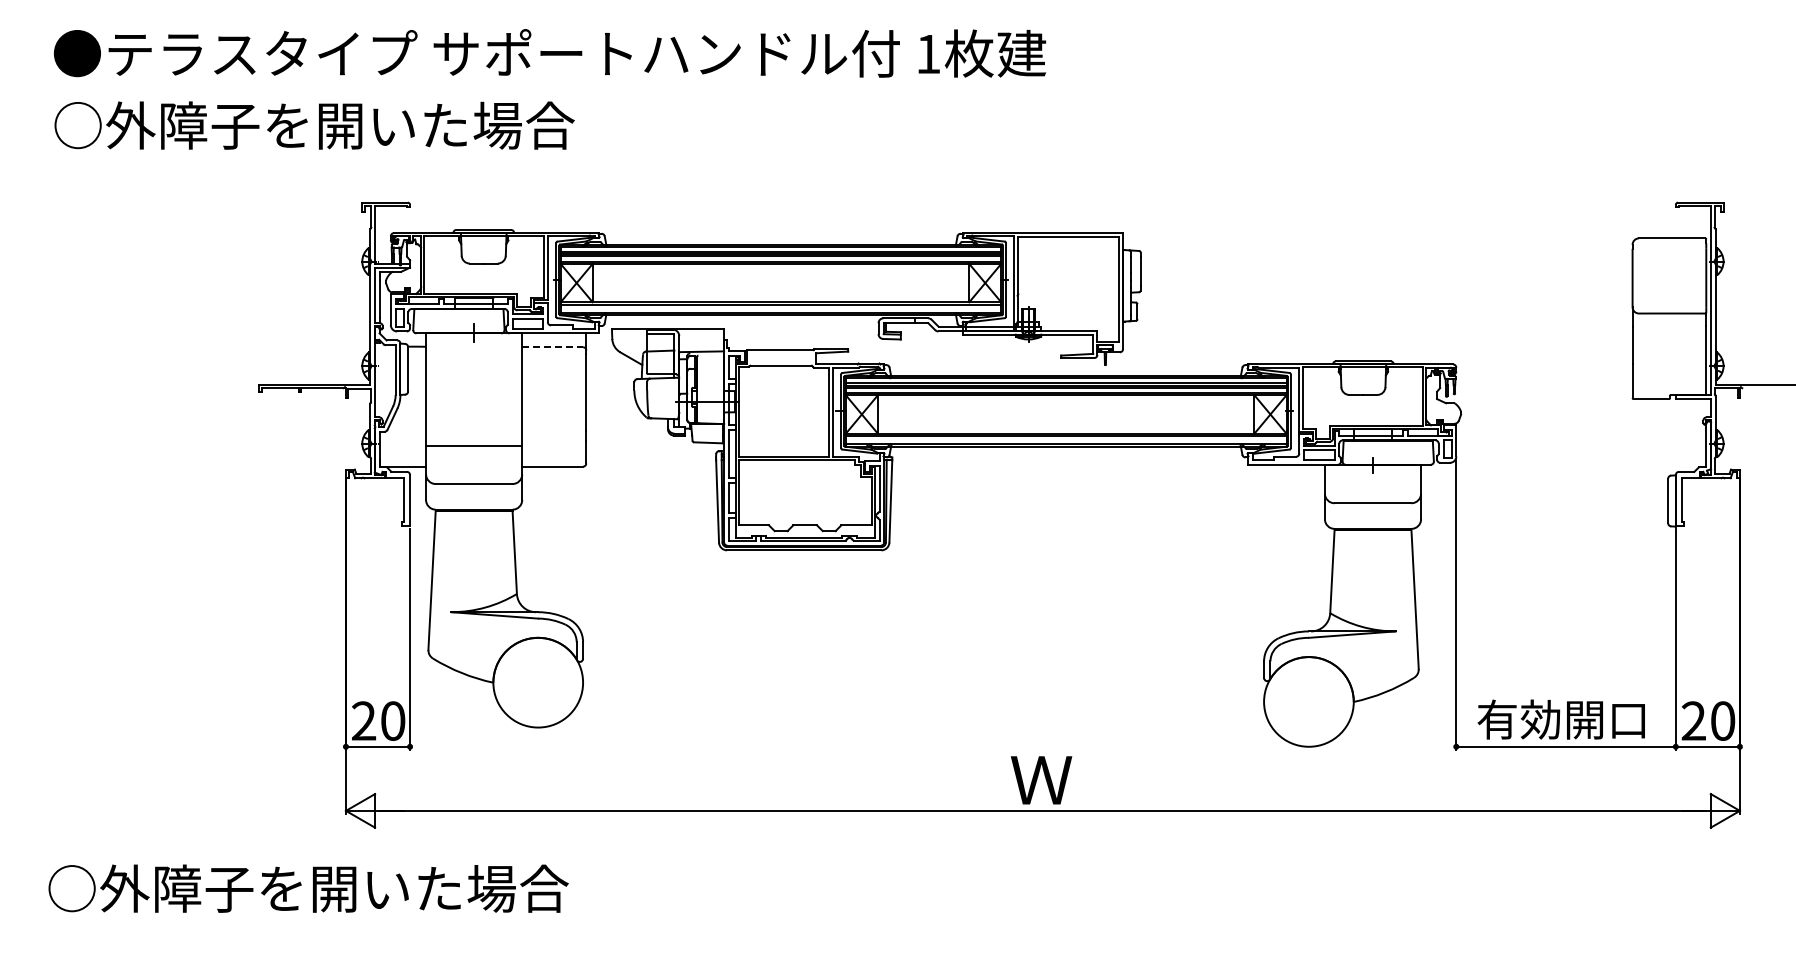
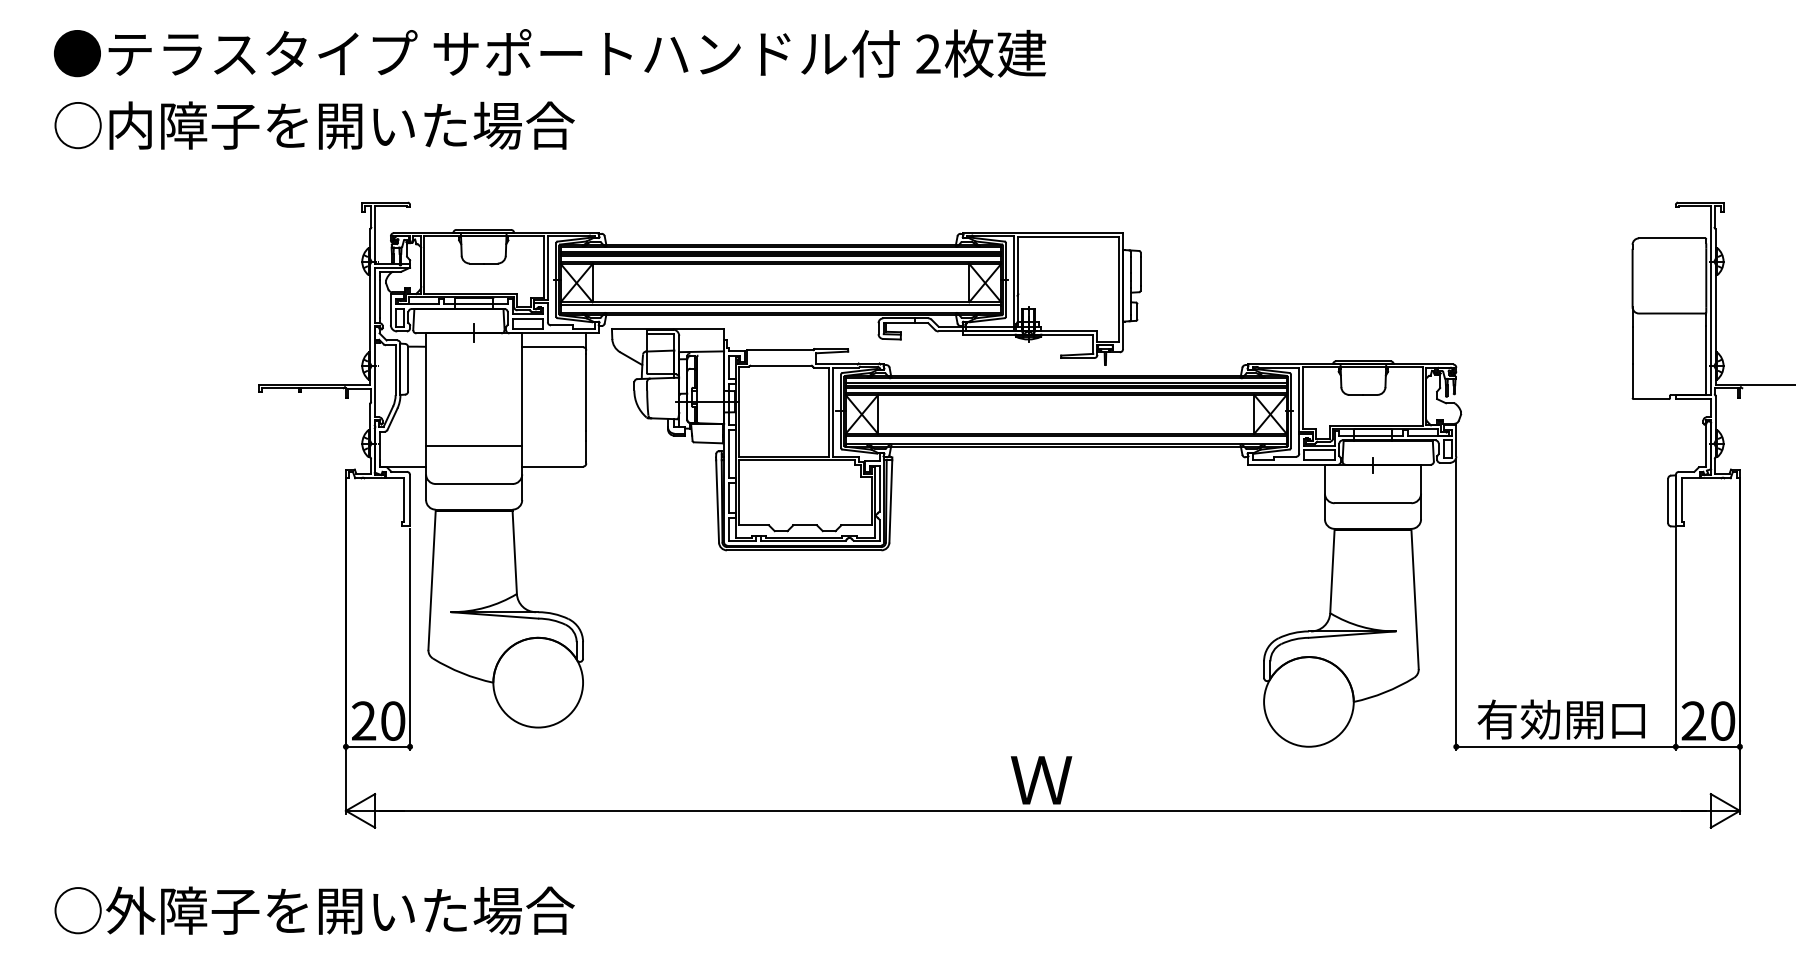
text: 1 -> 2 (928, 53)
text: ○外障子を開いた場合 -> ○内障子を開いた場合 (130, 125)
line: dashed -> solid (553, 347)
text position: (308, 888) -> (314, 910) (314, 910)
